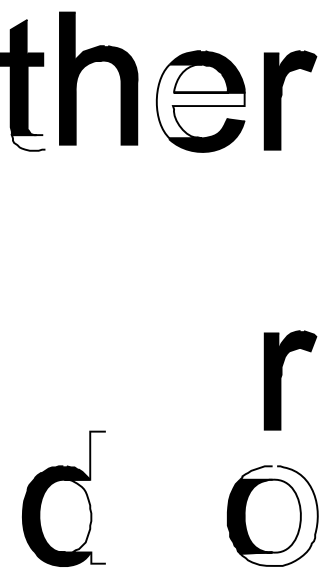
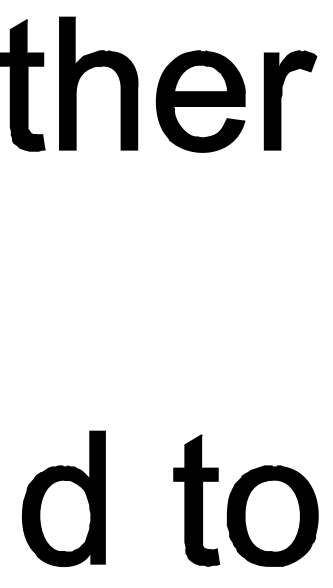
part position: (92, 63) -> (92, 68) (92, 68)
fill: none -> present (200, 101)
fill: none -> present (28, 142)
part: present -> none (281, 380)
fill: none -> present (84, 497)
part: none -> present (196, 500)
fill: none -> present (278, 515)
